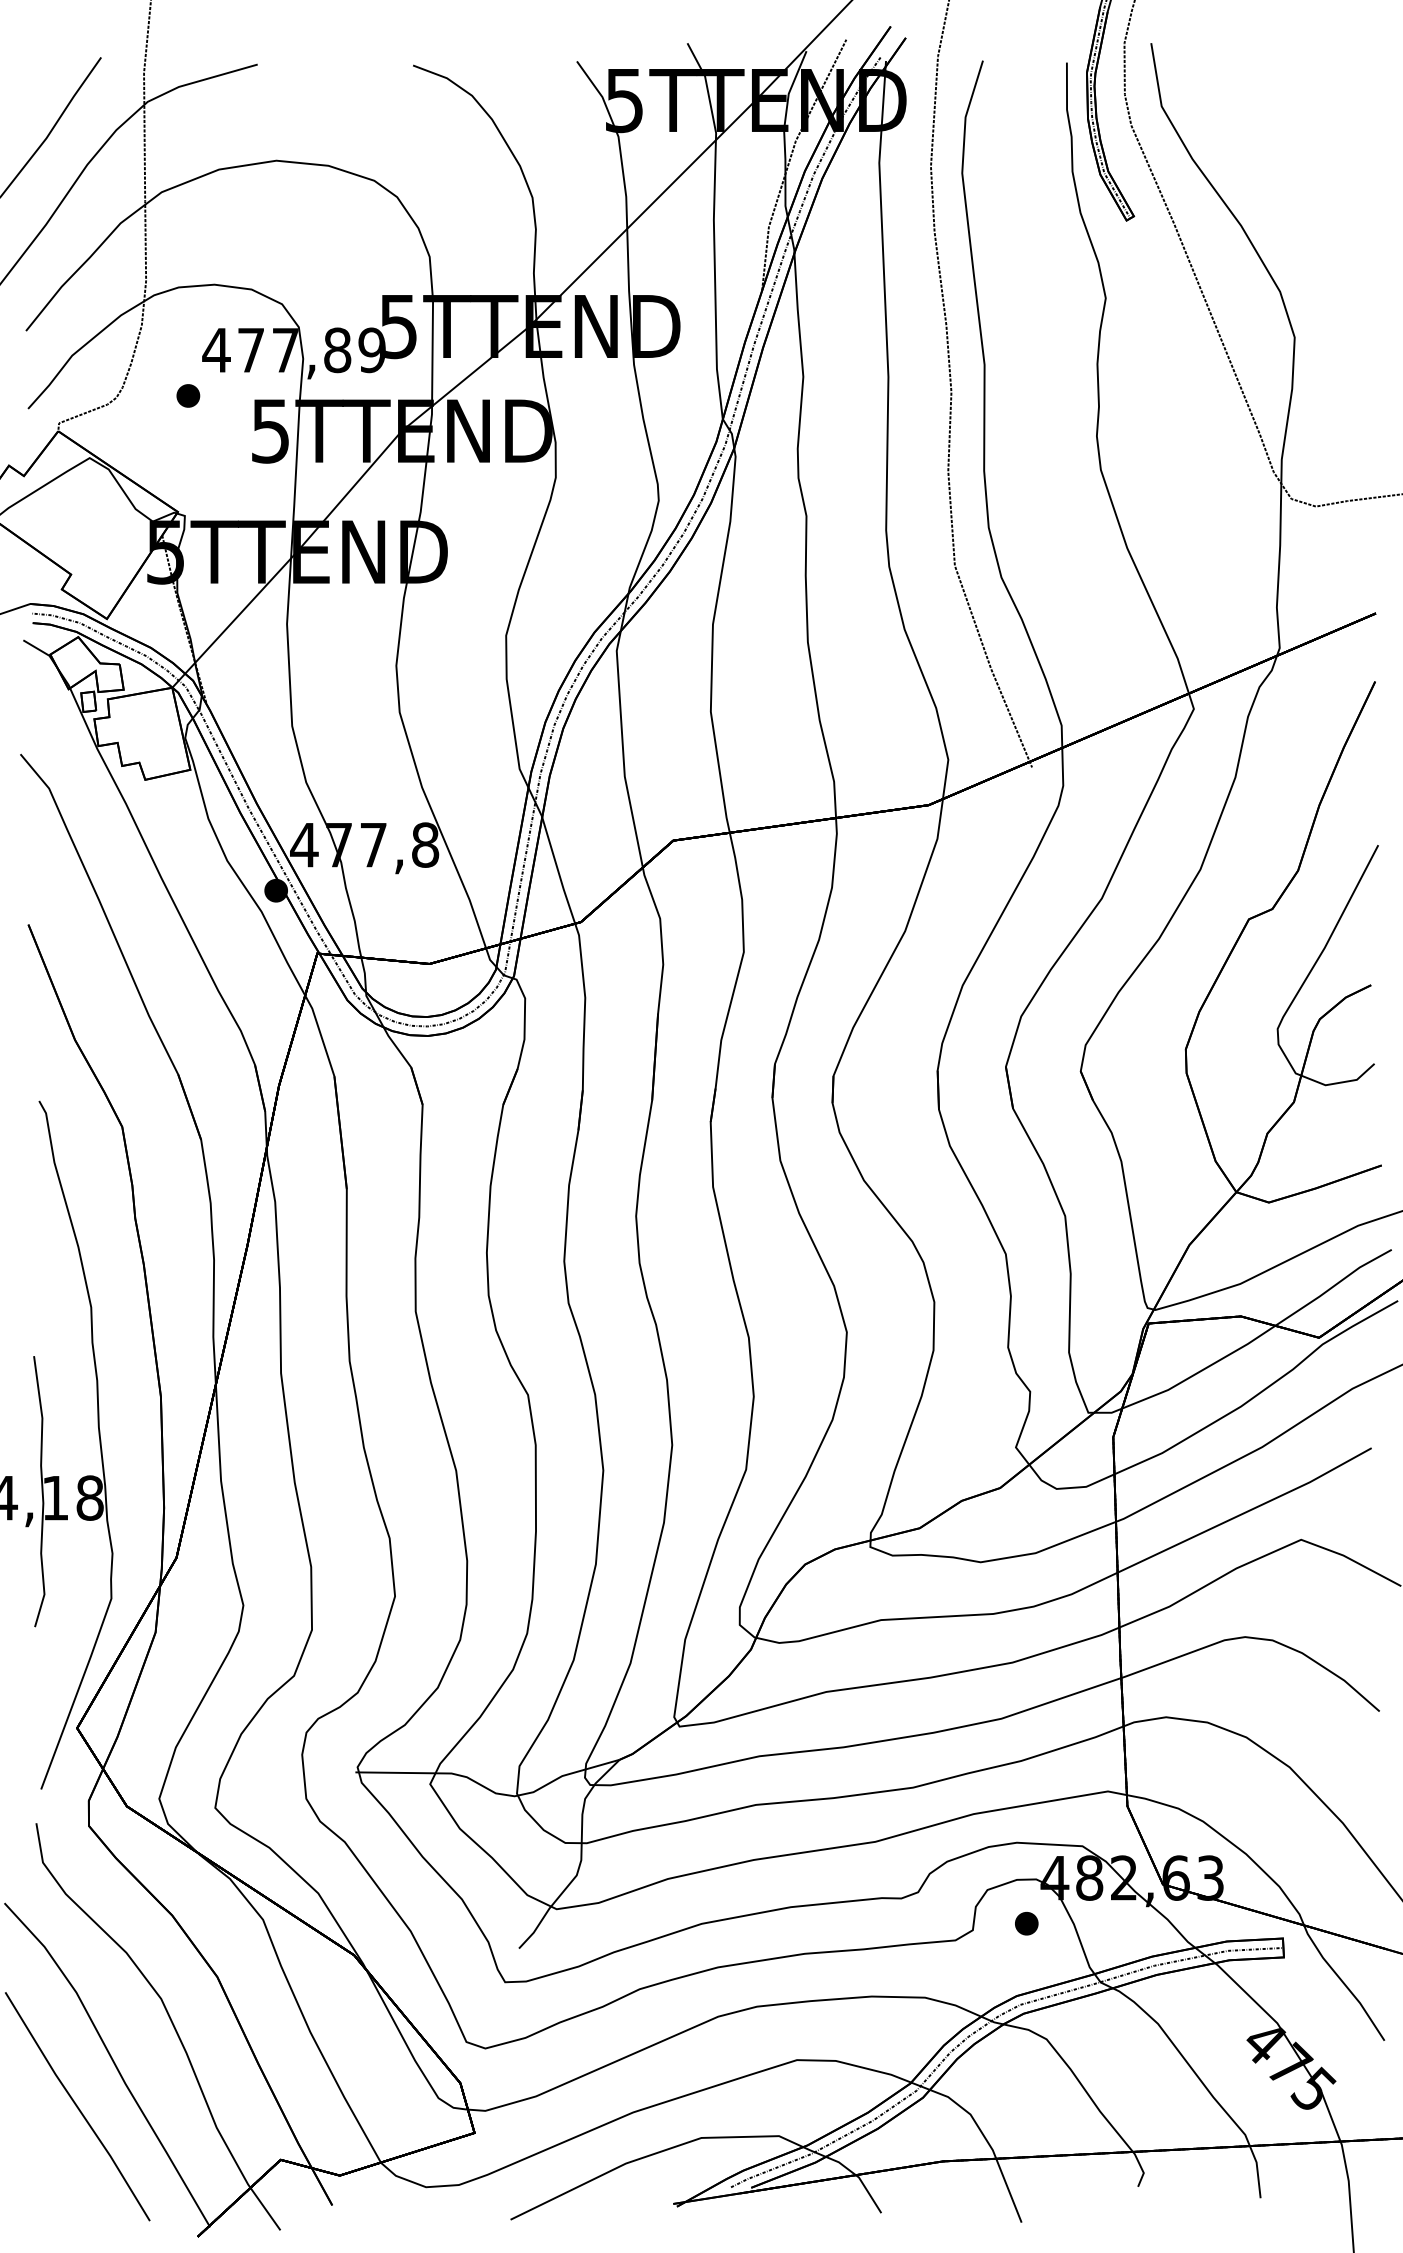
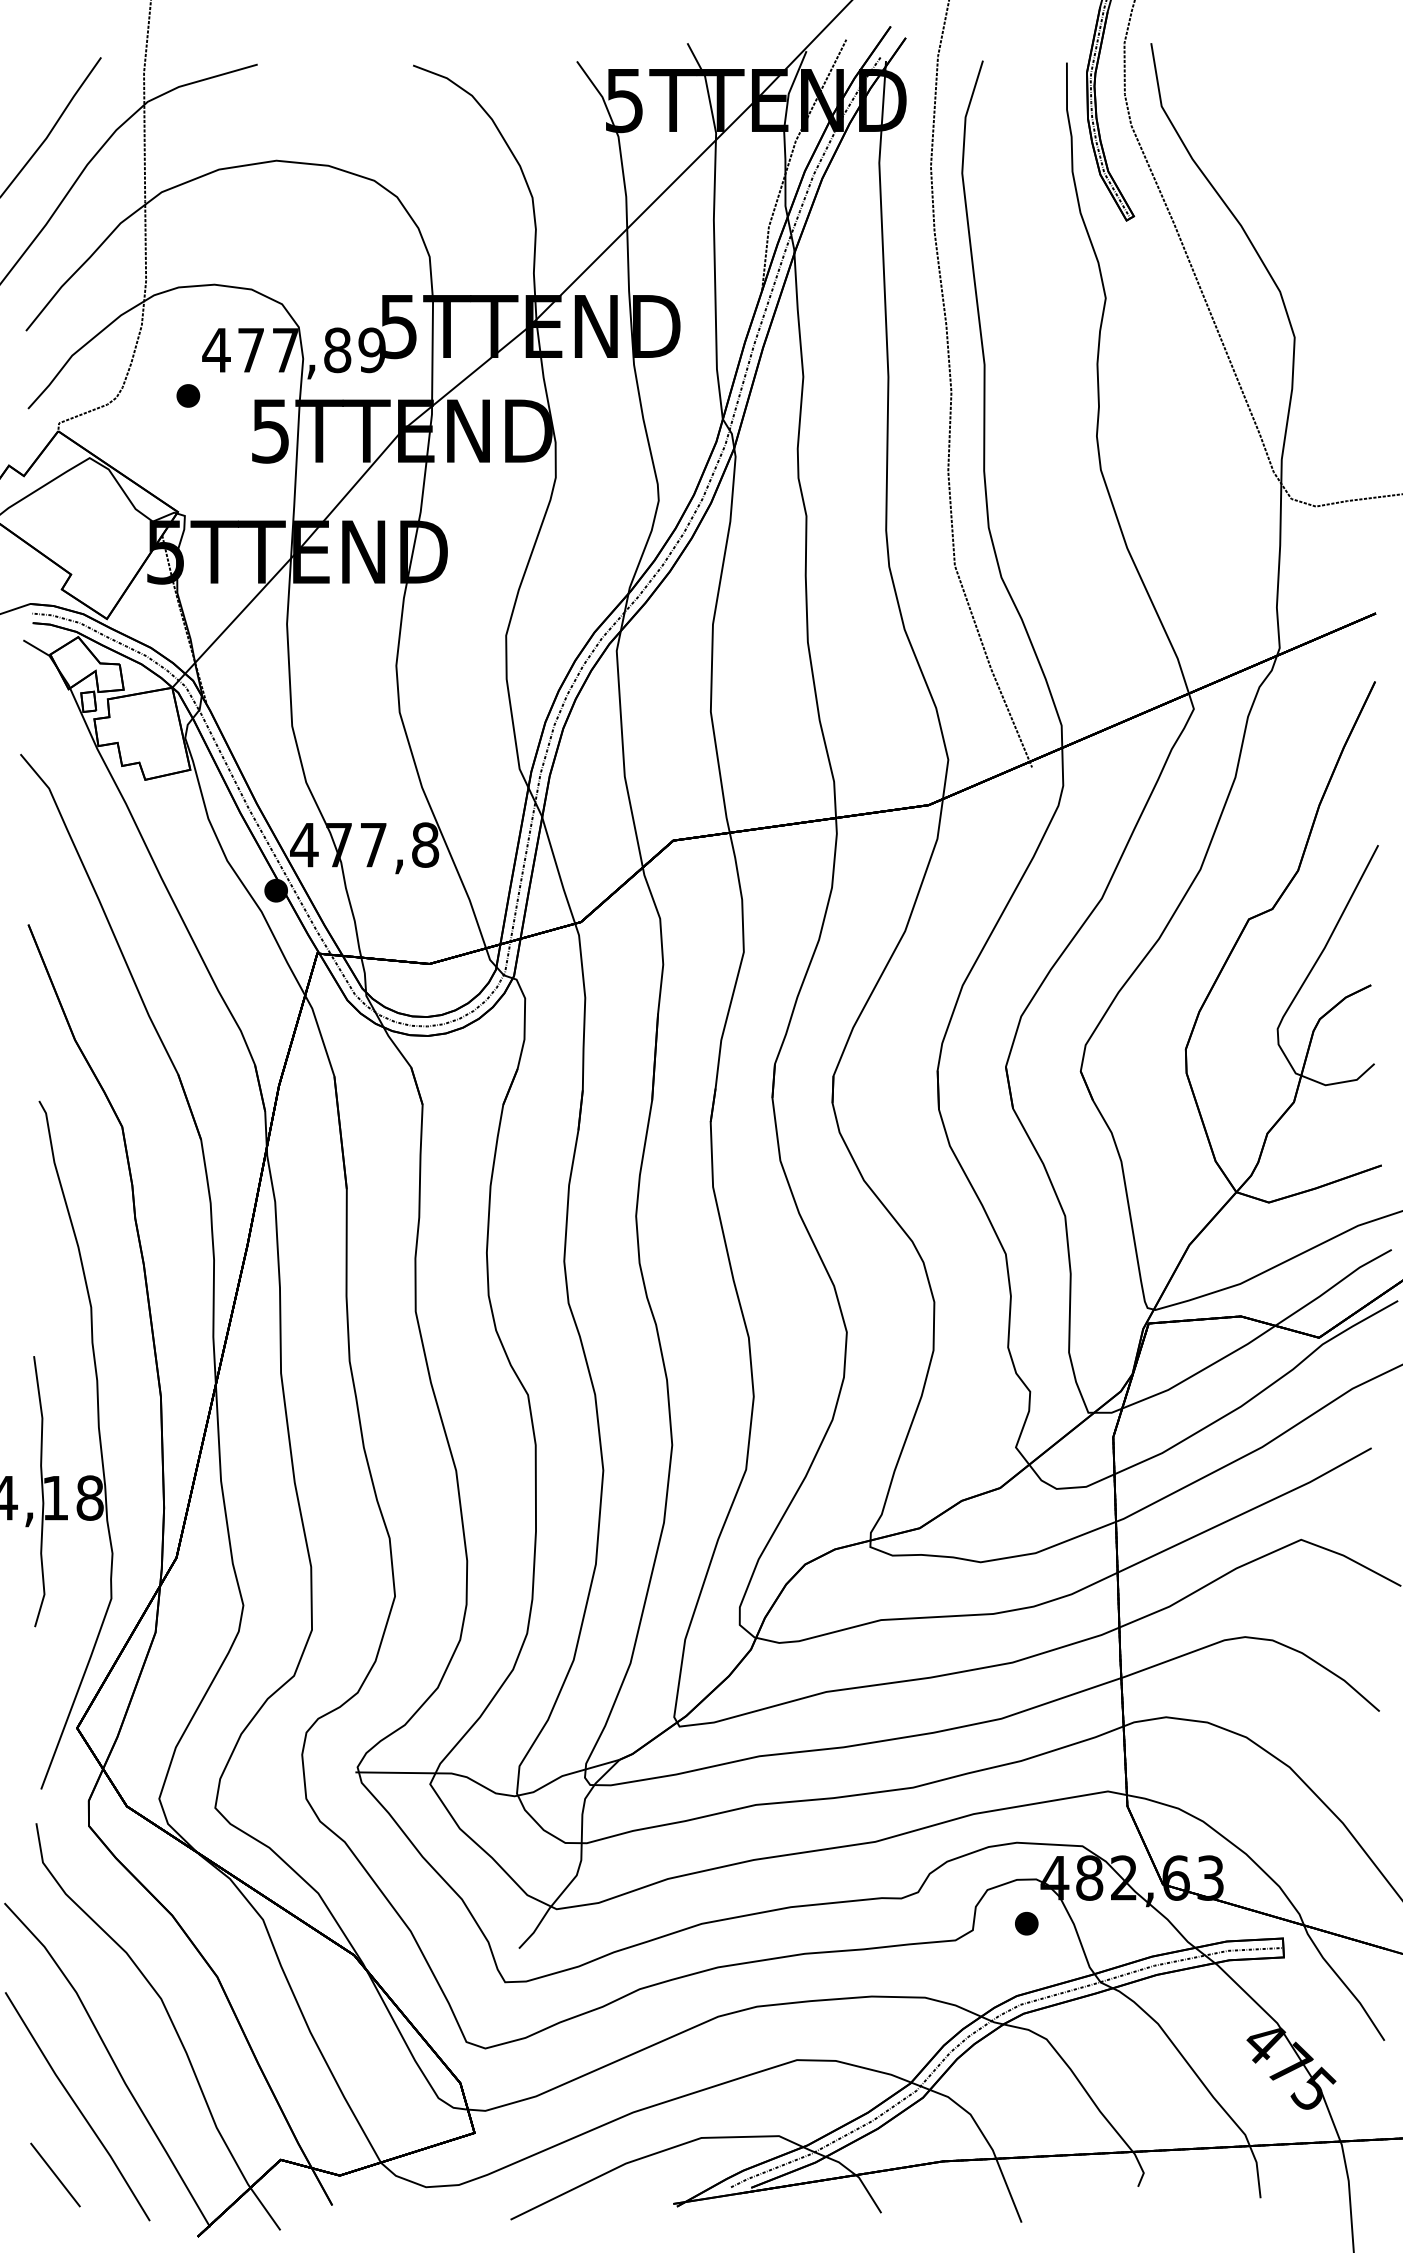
line: none -> present (55, 2174)
